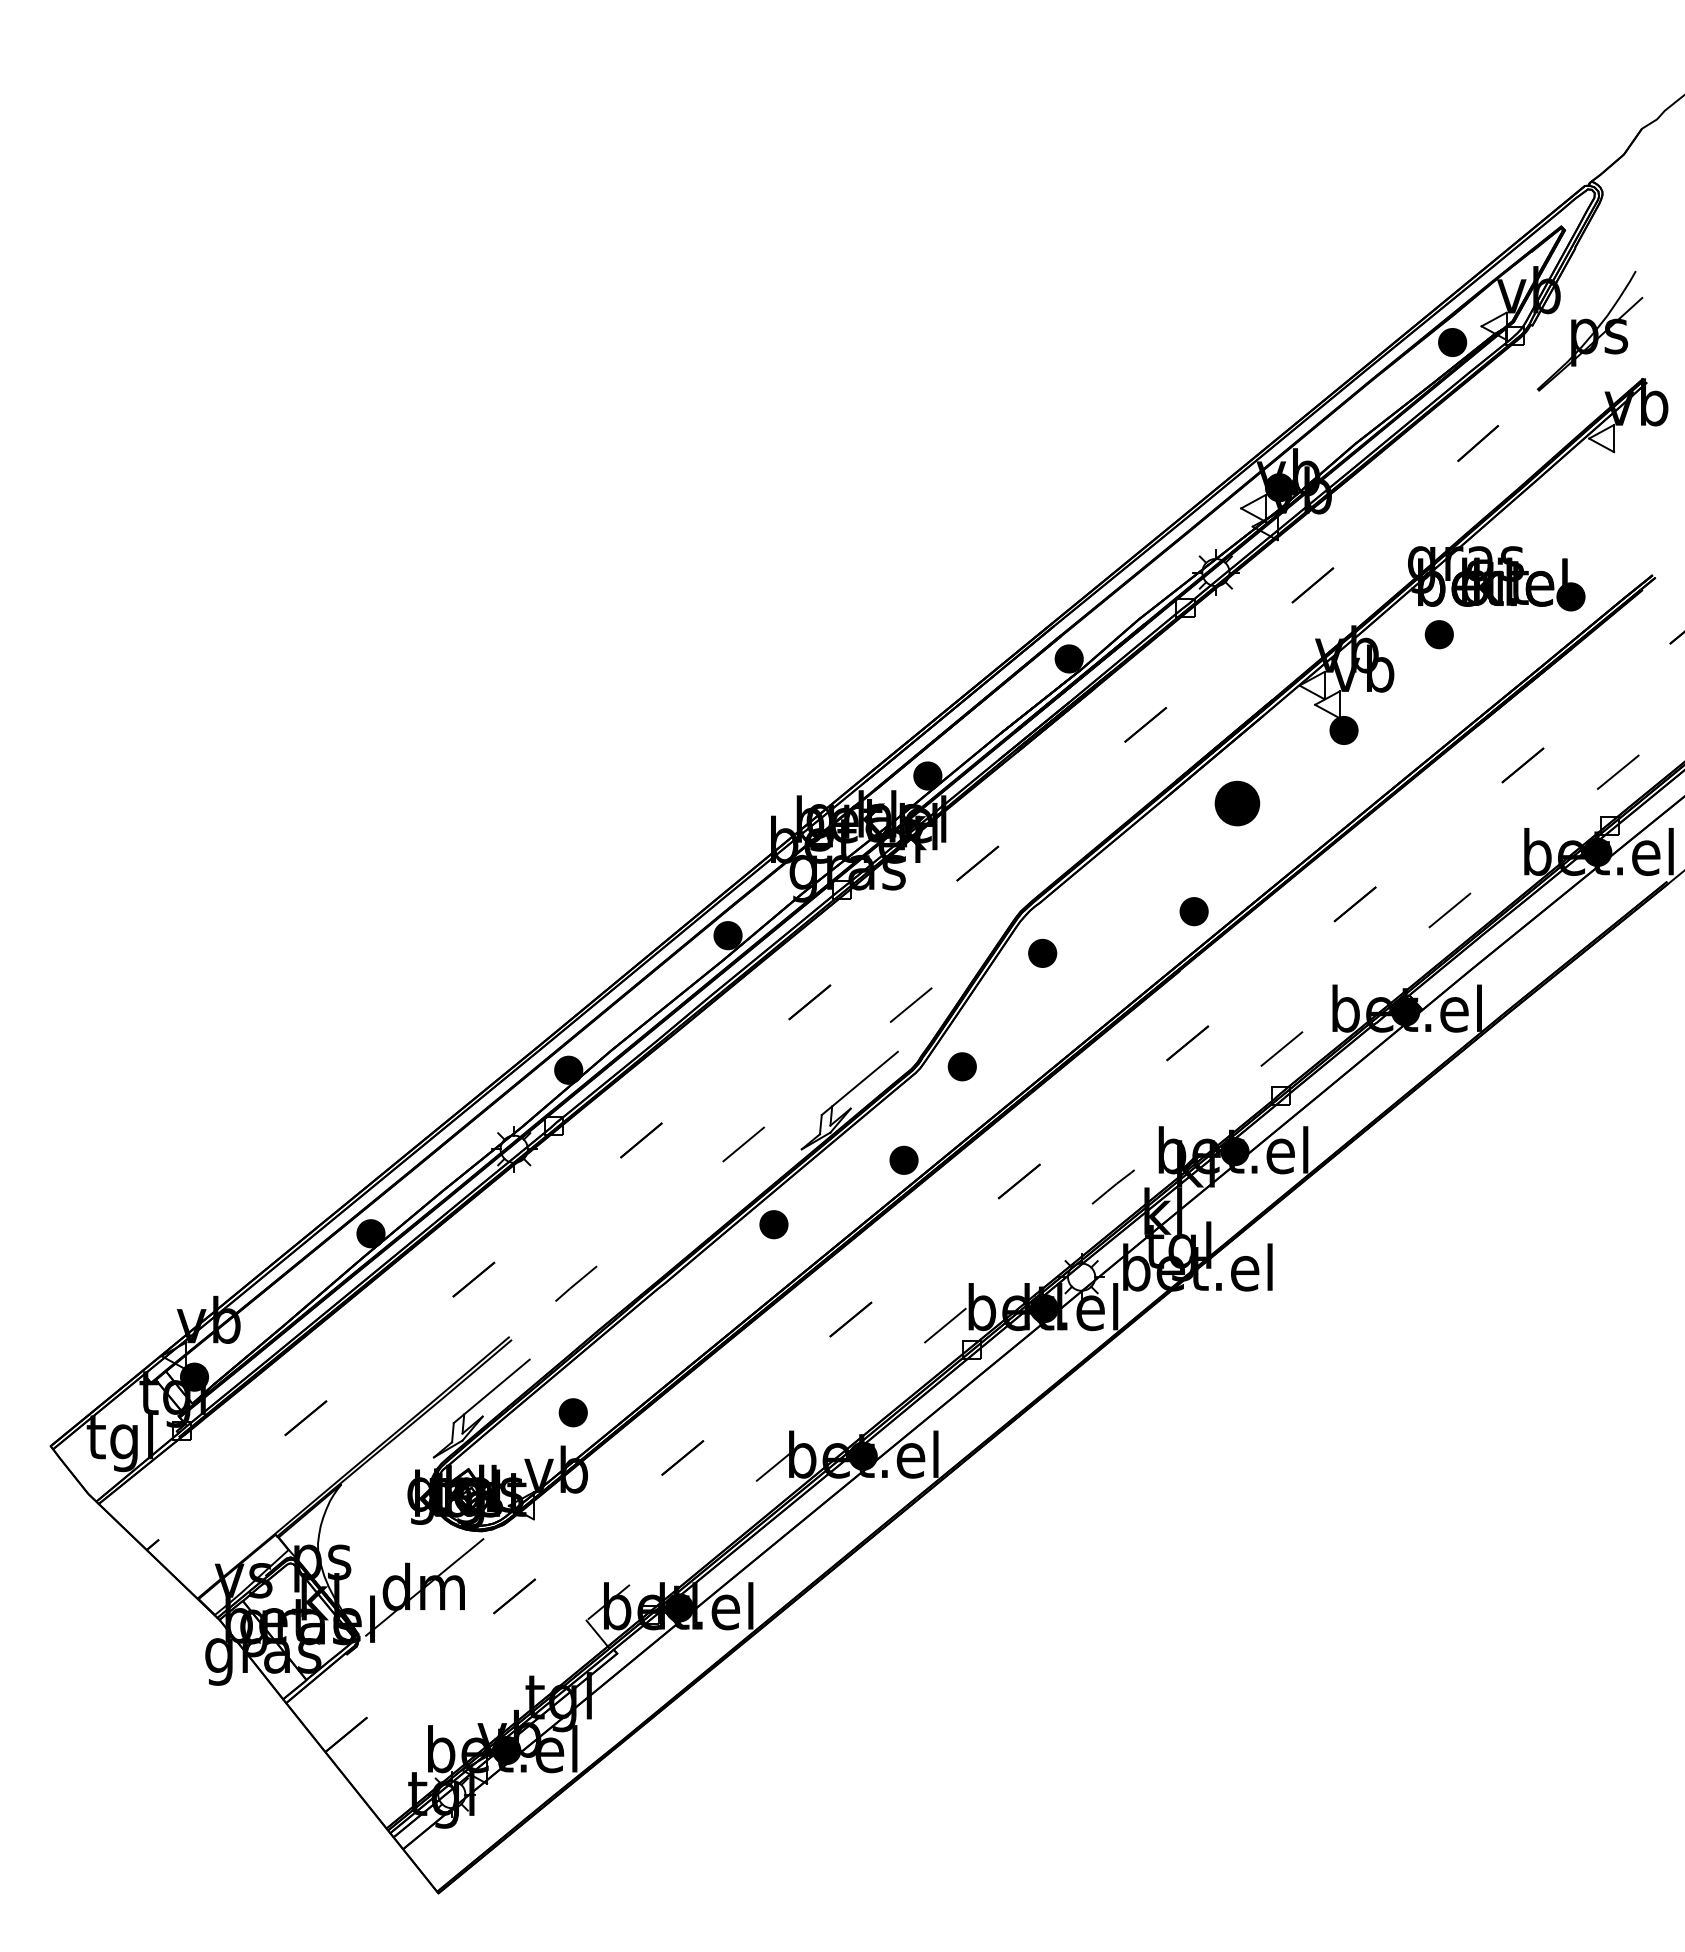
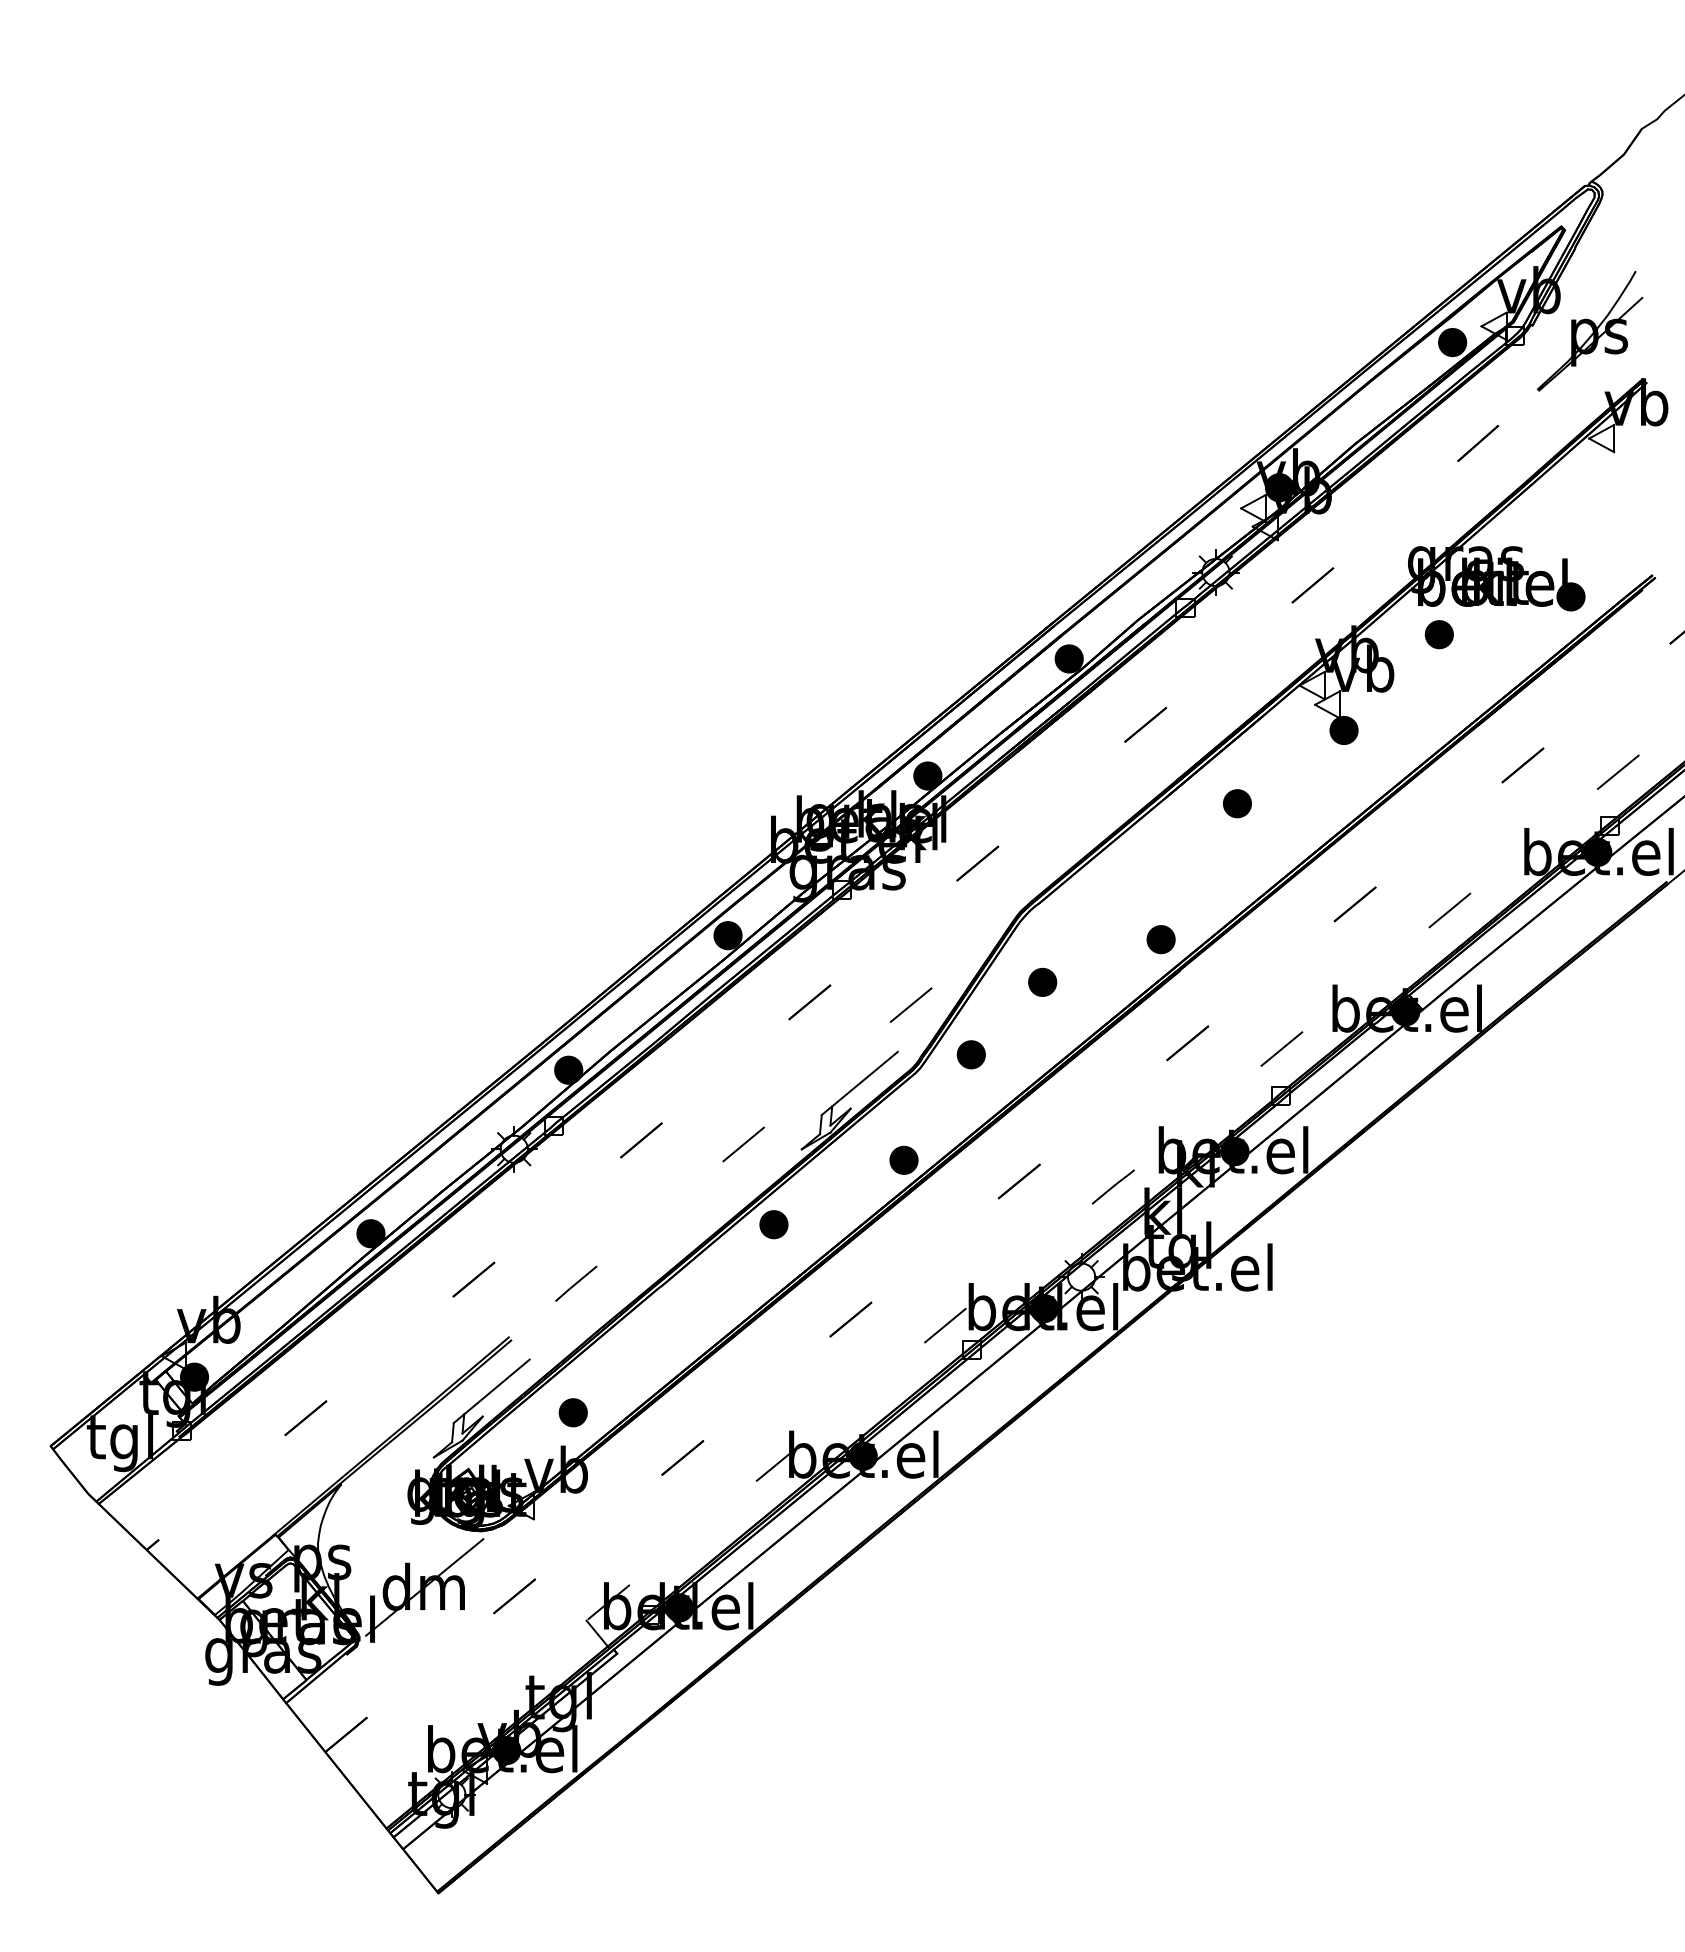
part size: 47x47 px -> 29x30 px (1237, 803)
part position: (1193, 911) -> (1160, 939) (1160, 939)
part position: (1042, 952) -> (1042, 981) (1042, 981)
part position: (961, 1066) -> (970, 1054) (970, 1054)
